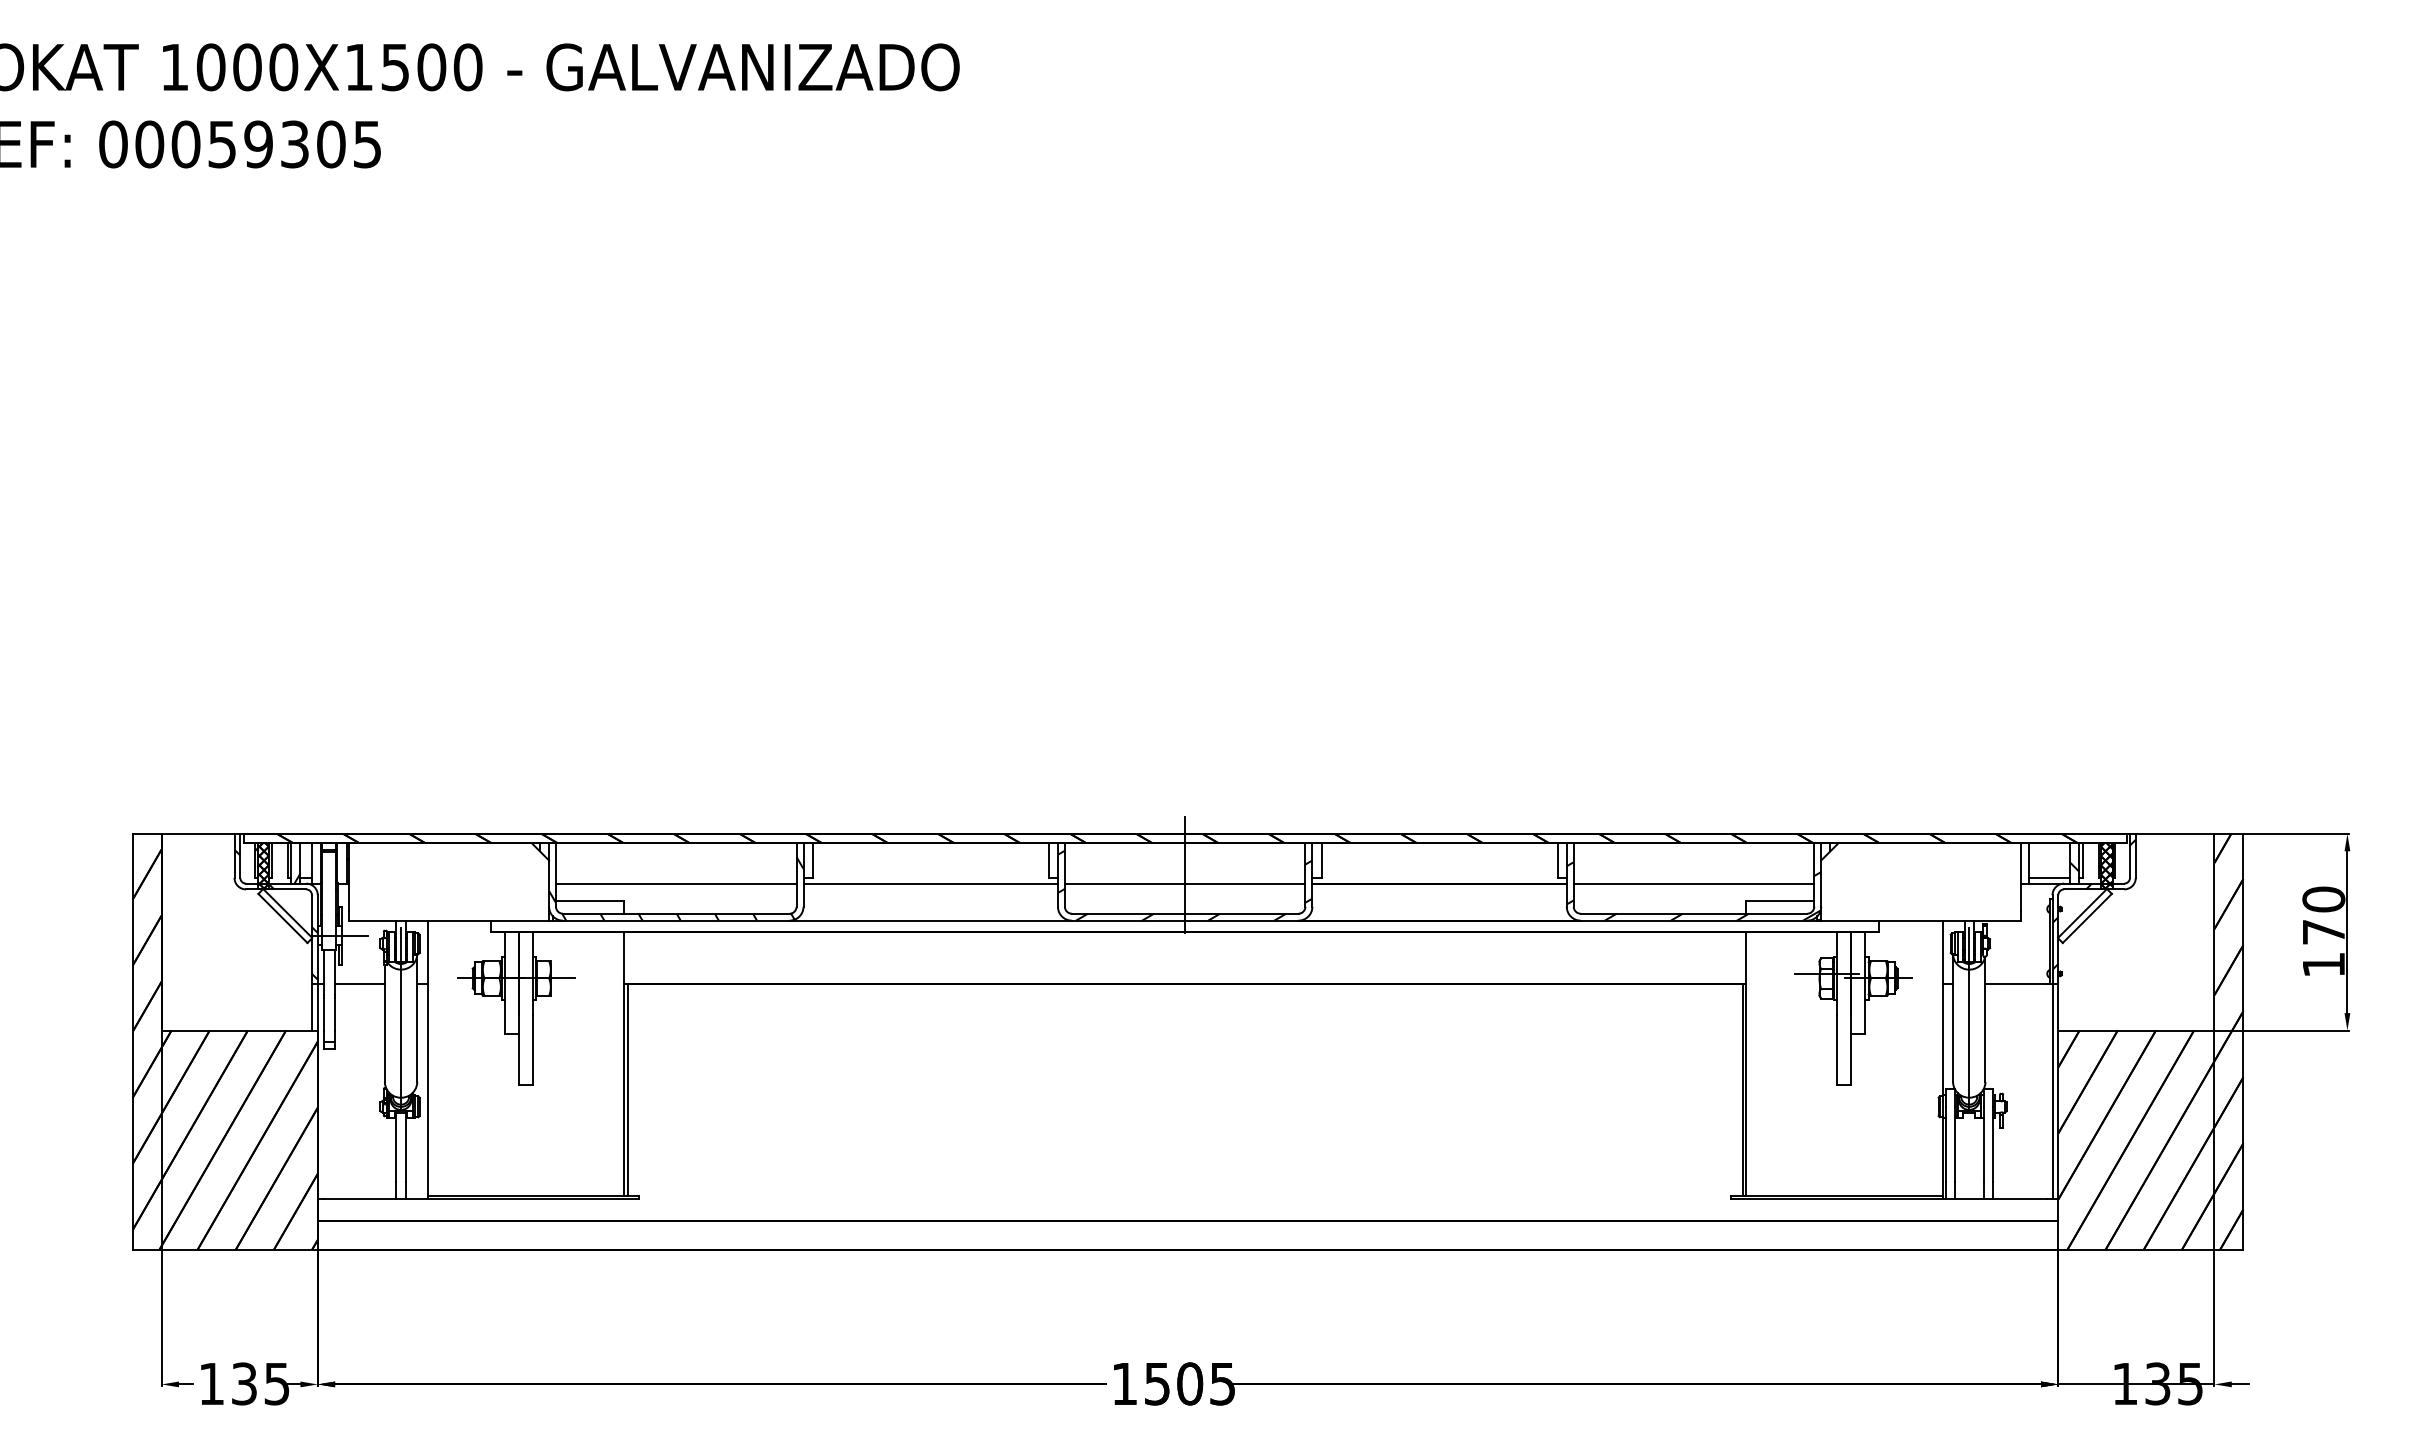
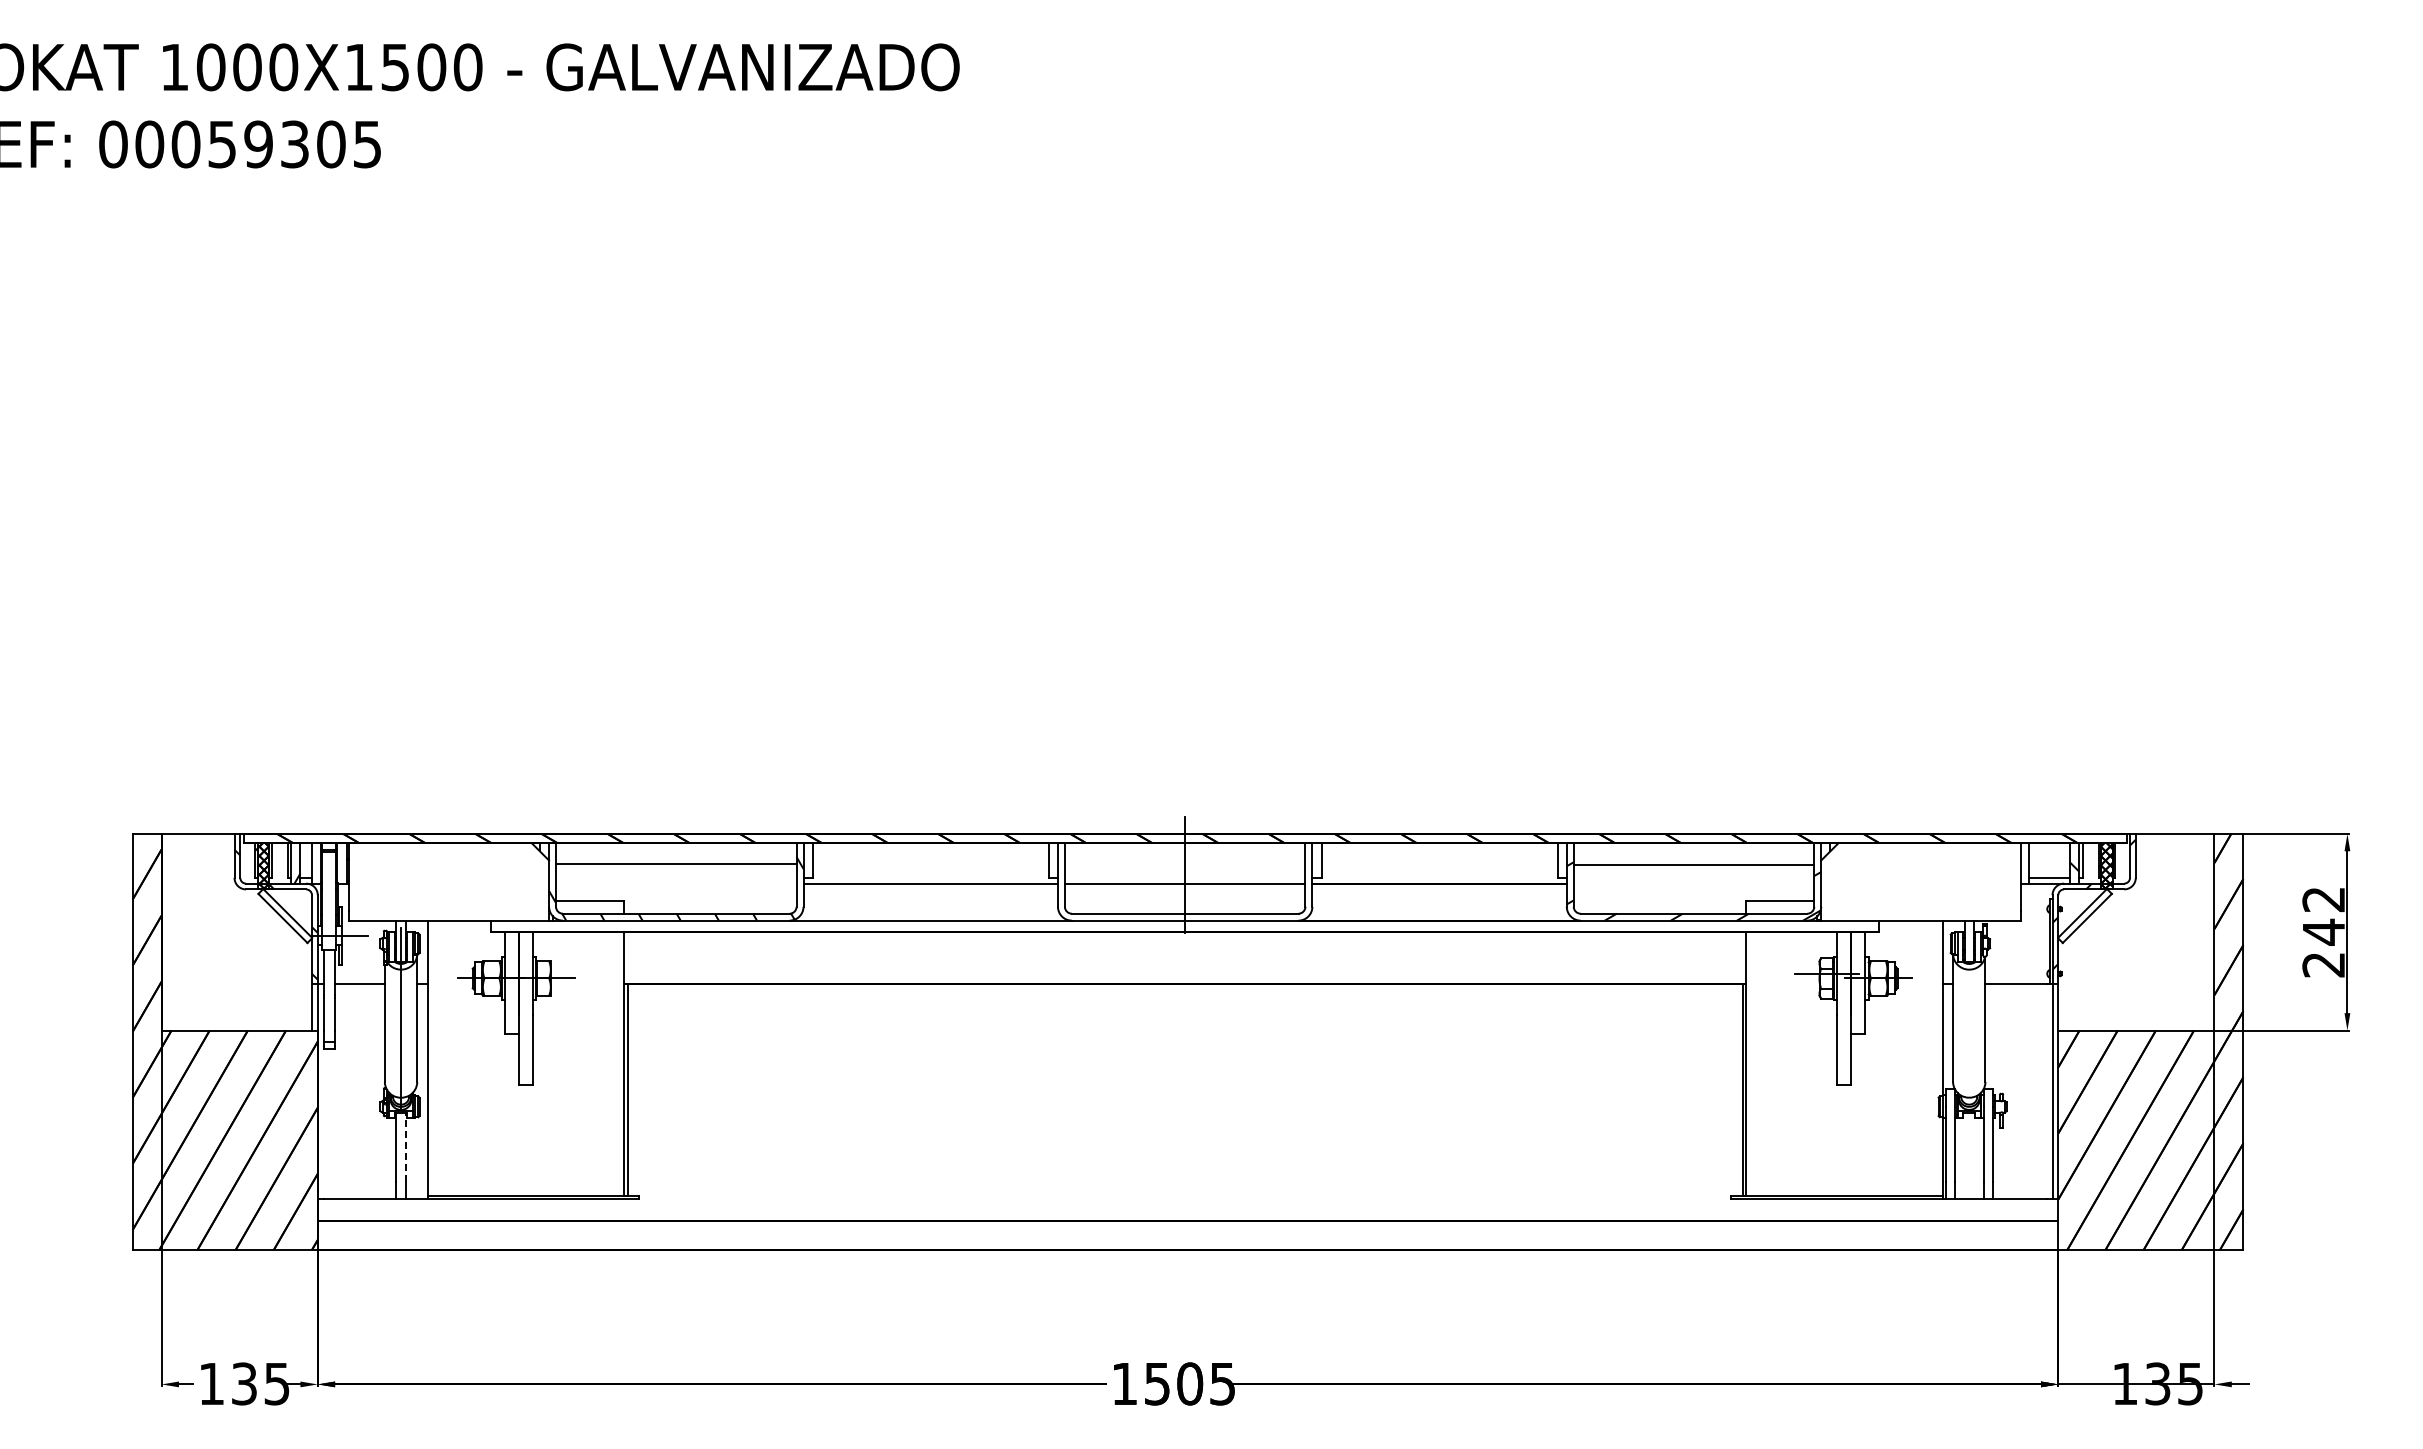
line position: (676, 883) -> (676, 863) (676, 863)
line position: (1693, 883) -> (1693, 864) (1693, 864)
hatch: present -> none (1184, 885)
text: 170 -> 242 (2323, 931)
line: present -> none (1969, 1017)
line: solid -> dashed (405, 1147)
